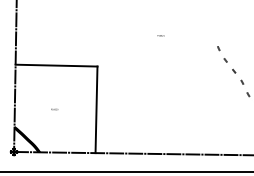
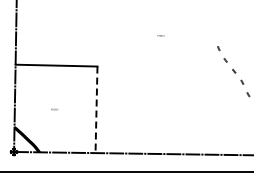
line: solid -> dashed (96, 110)
